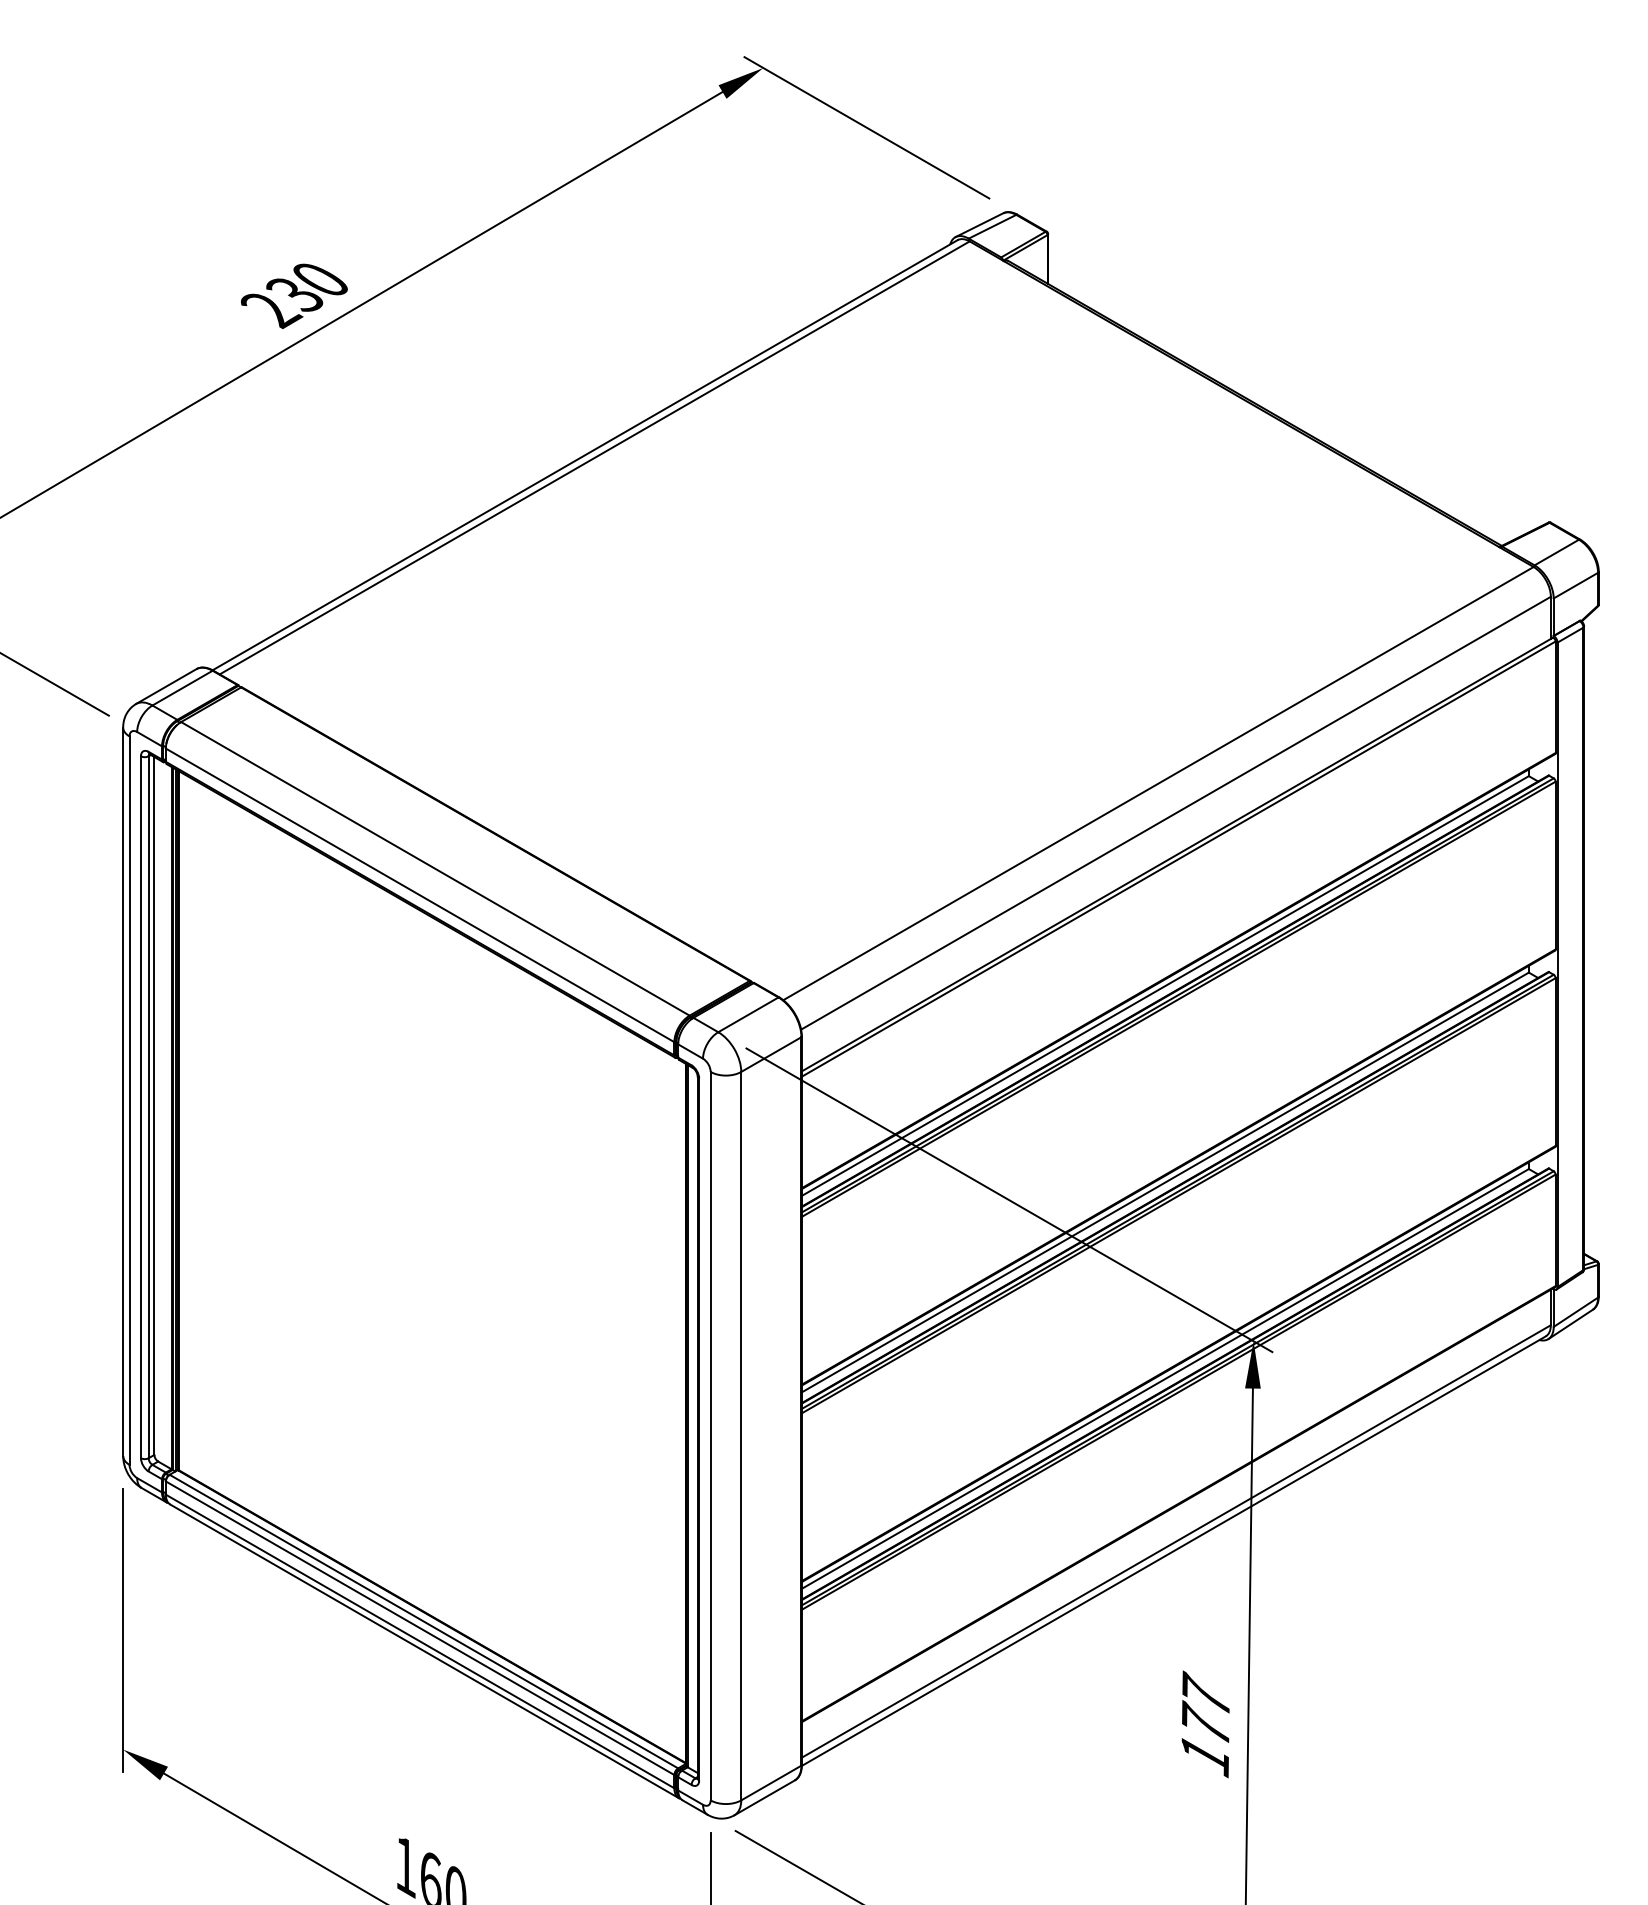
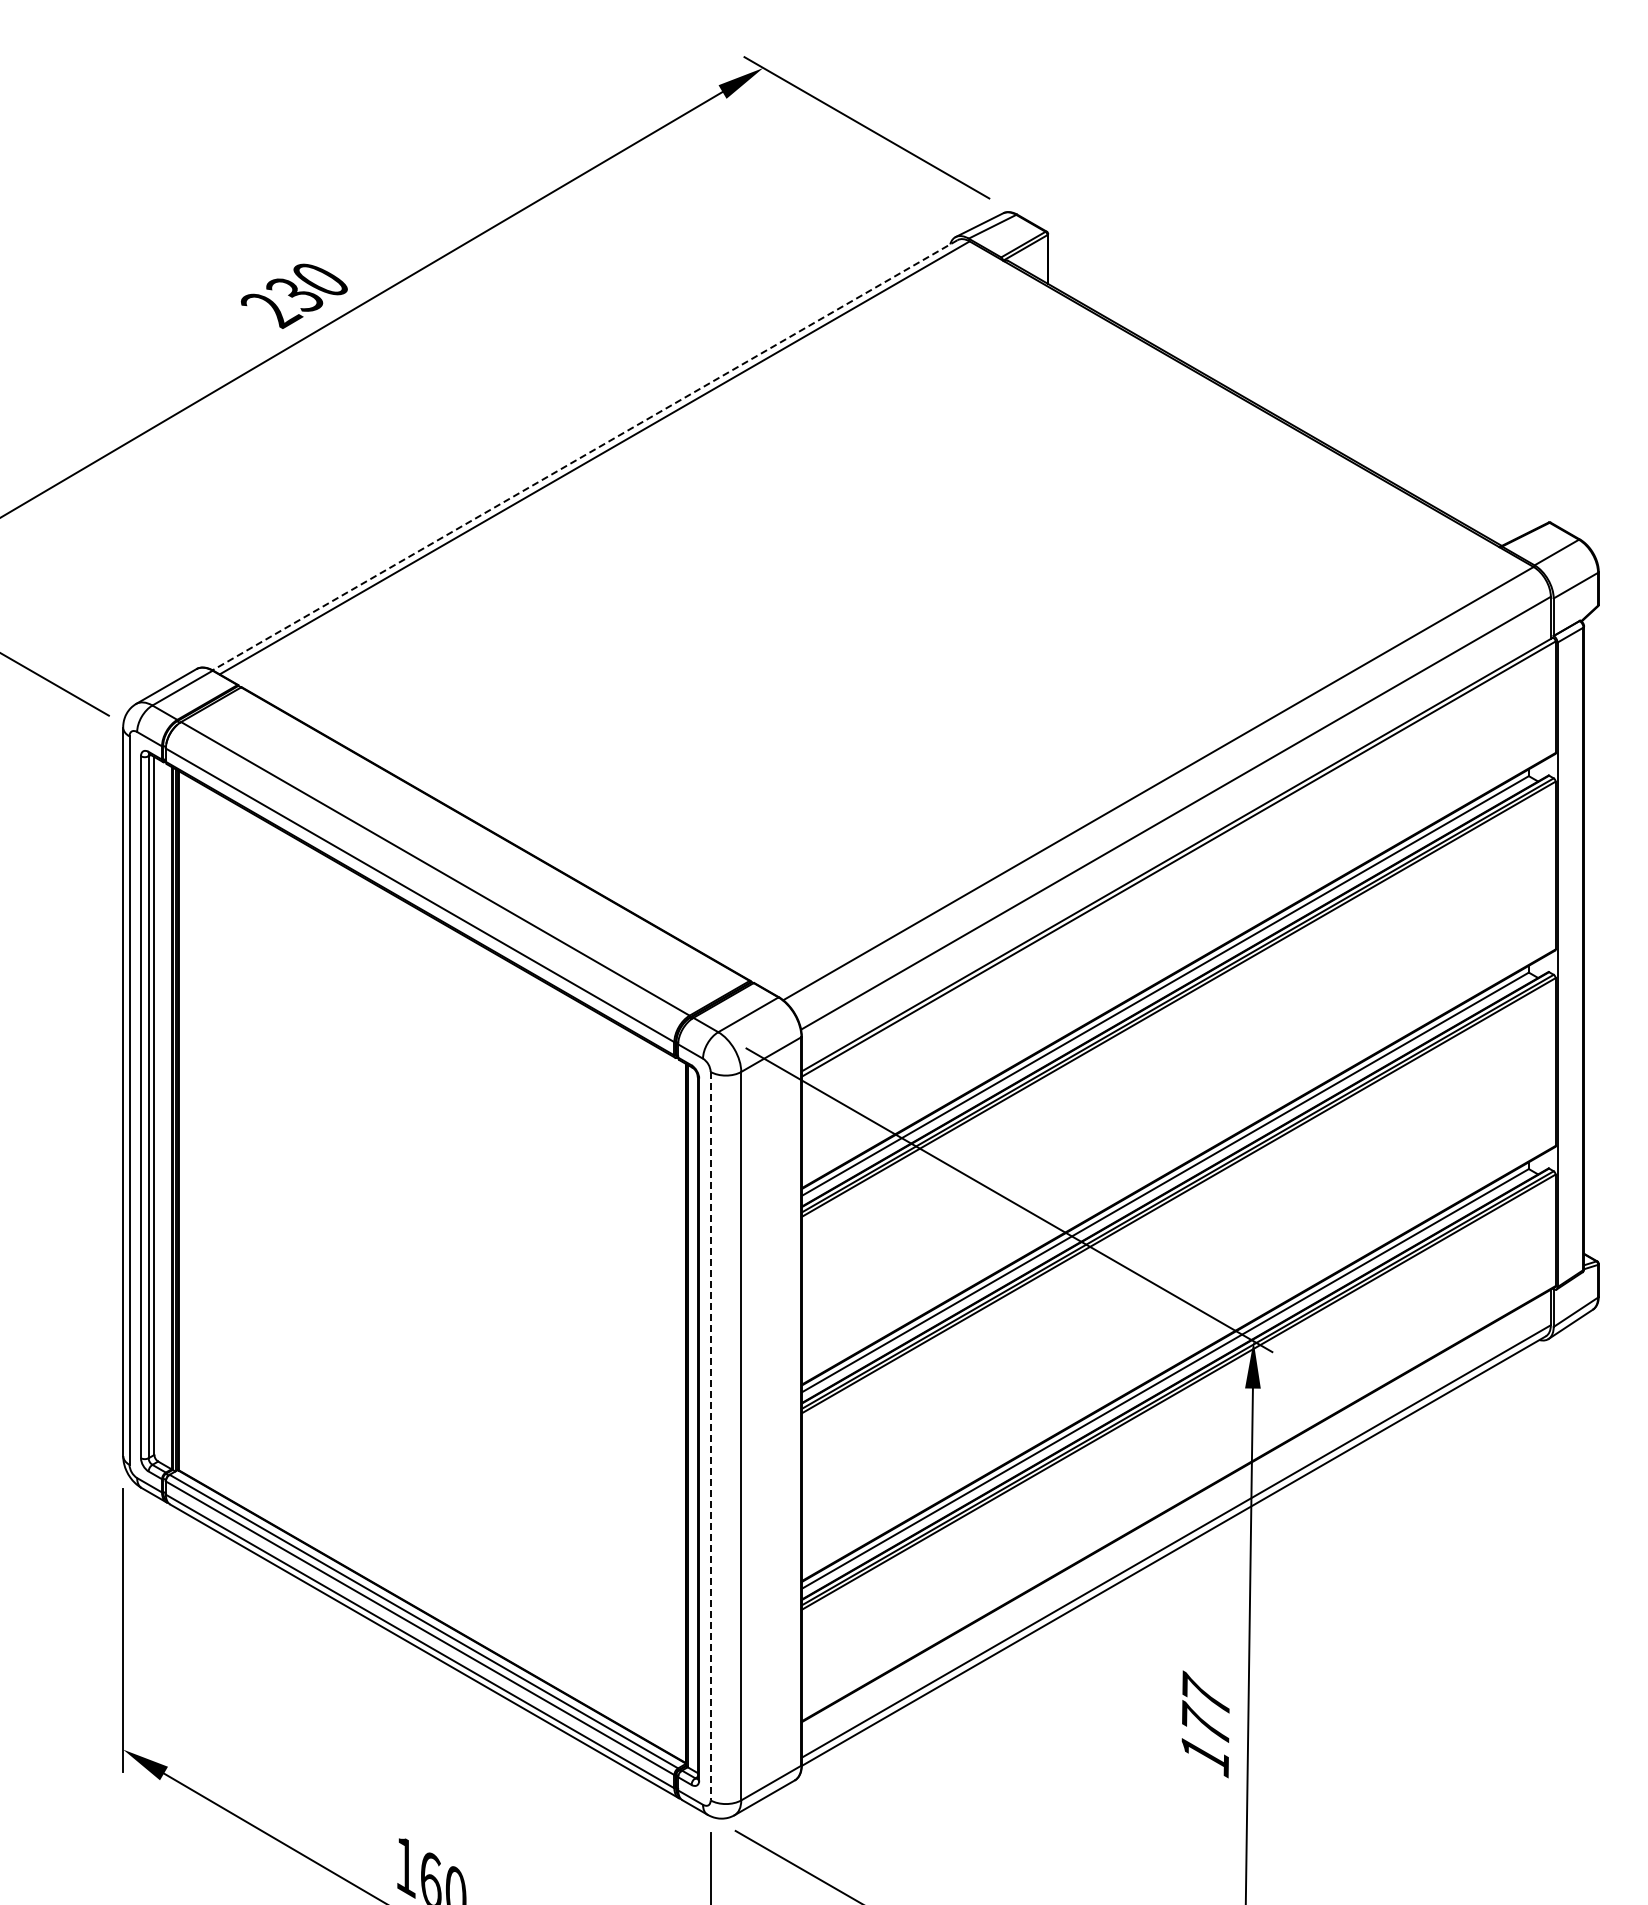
line: solid -> dashed (584, 455)
line: solid -> dashed (710, 1436)
